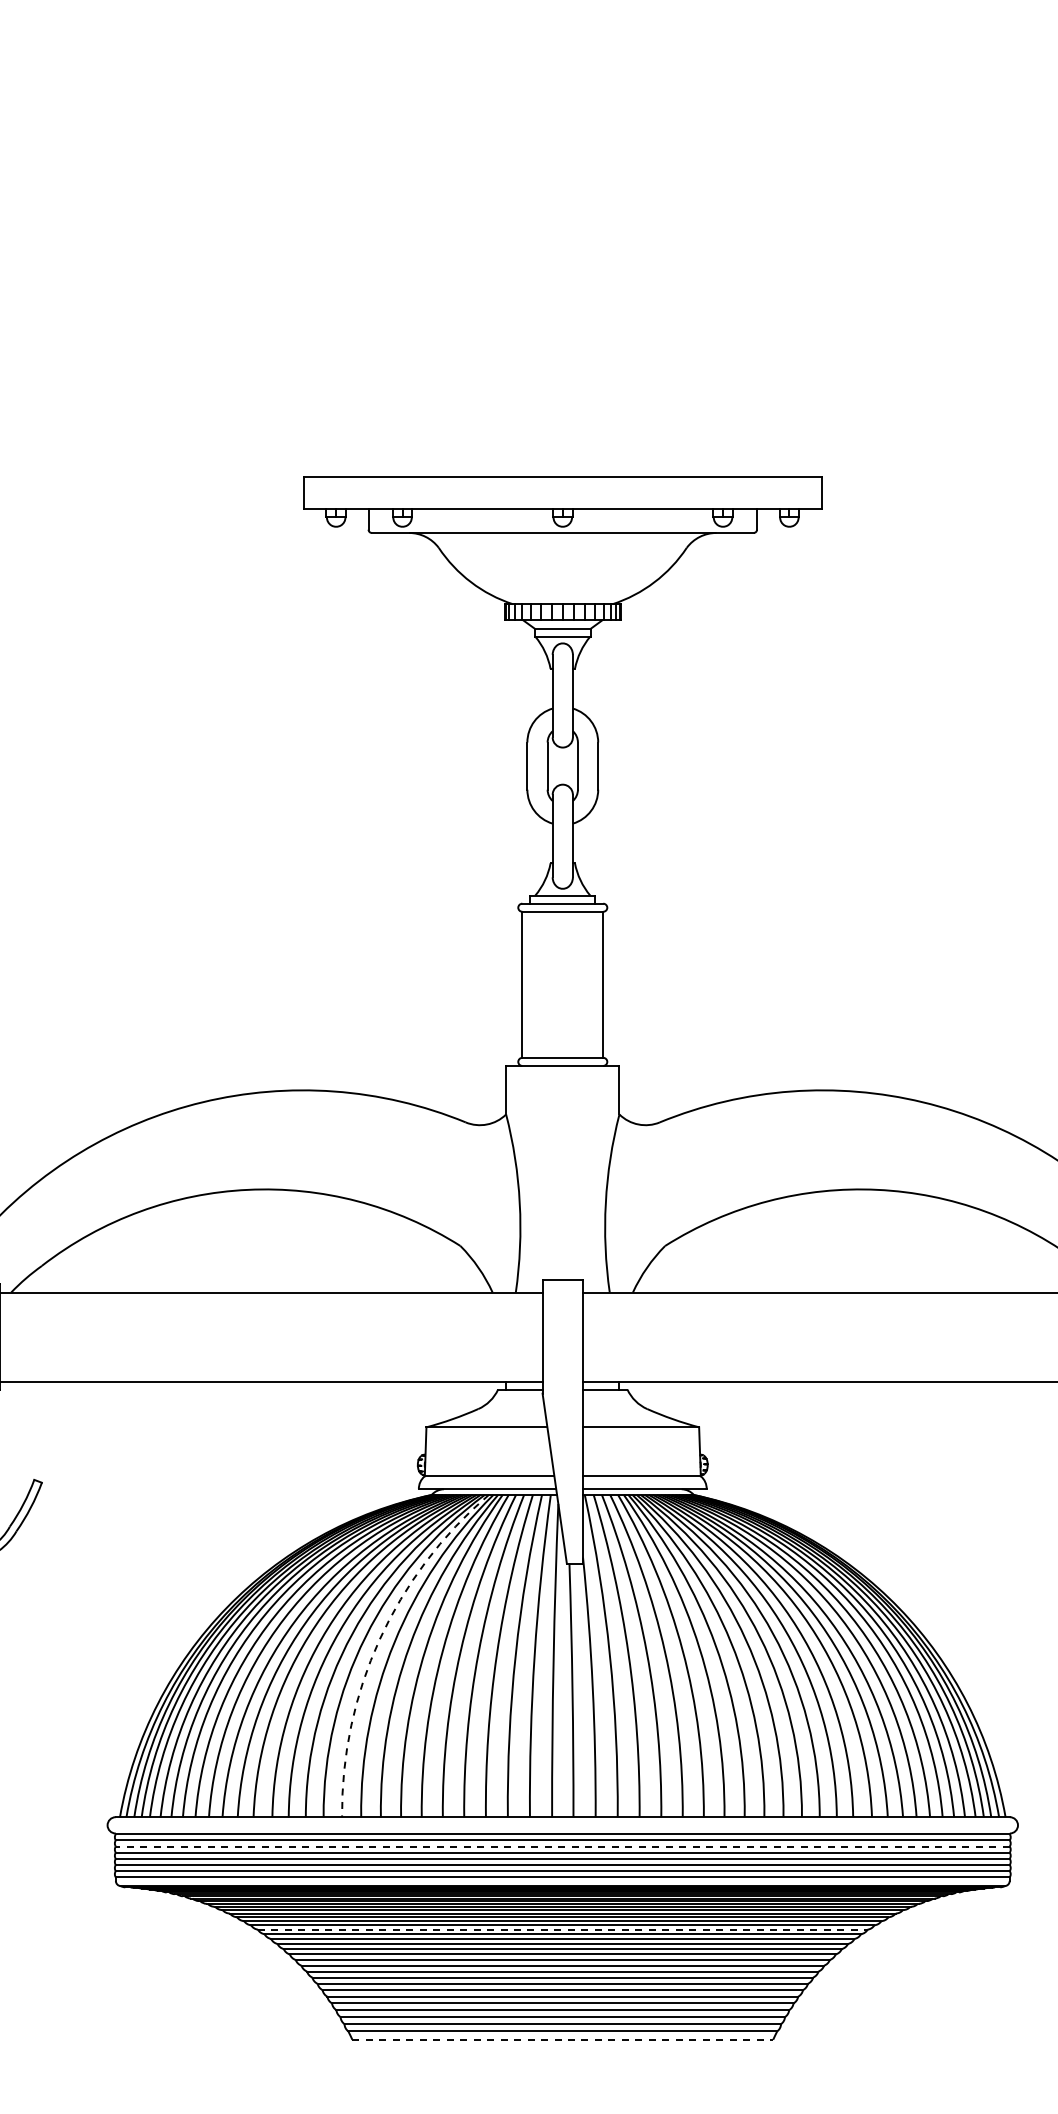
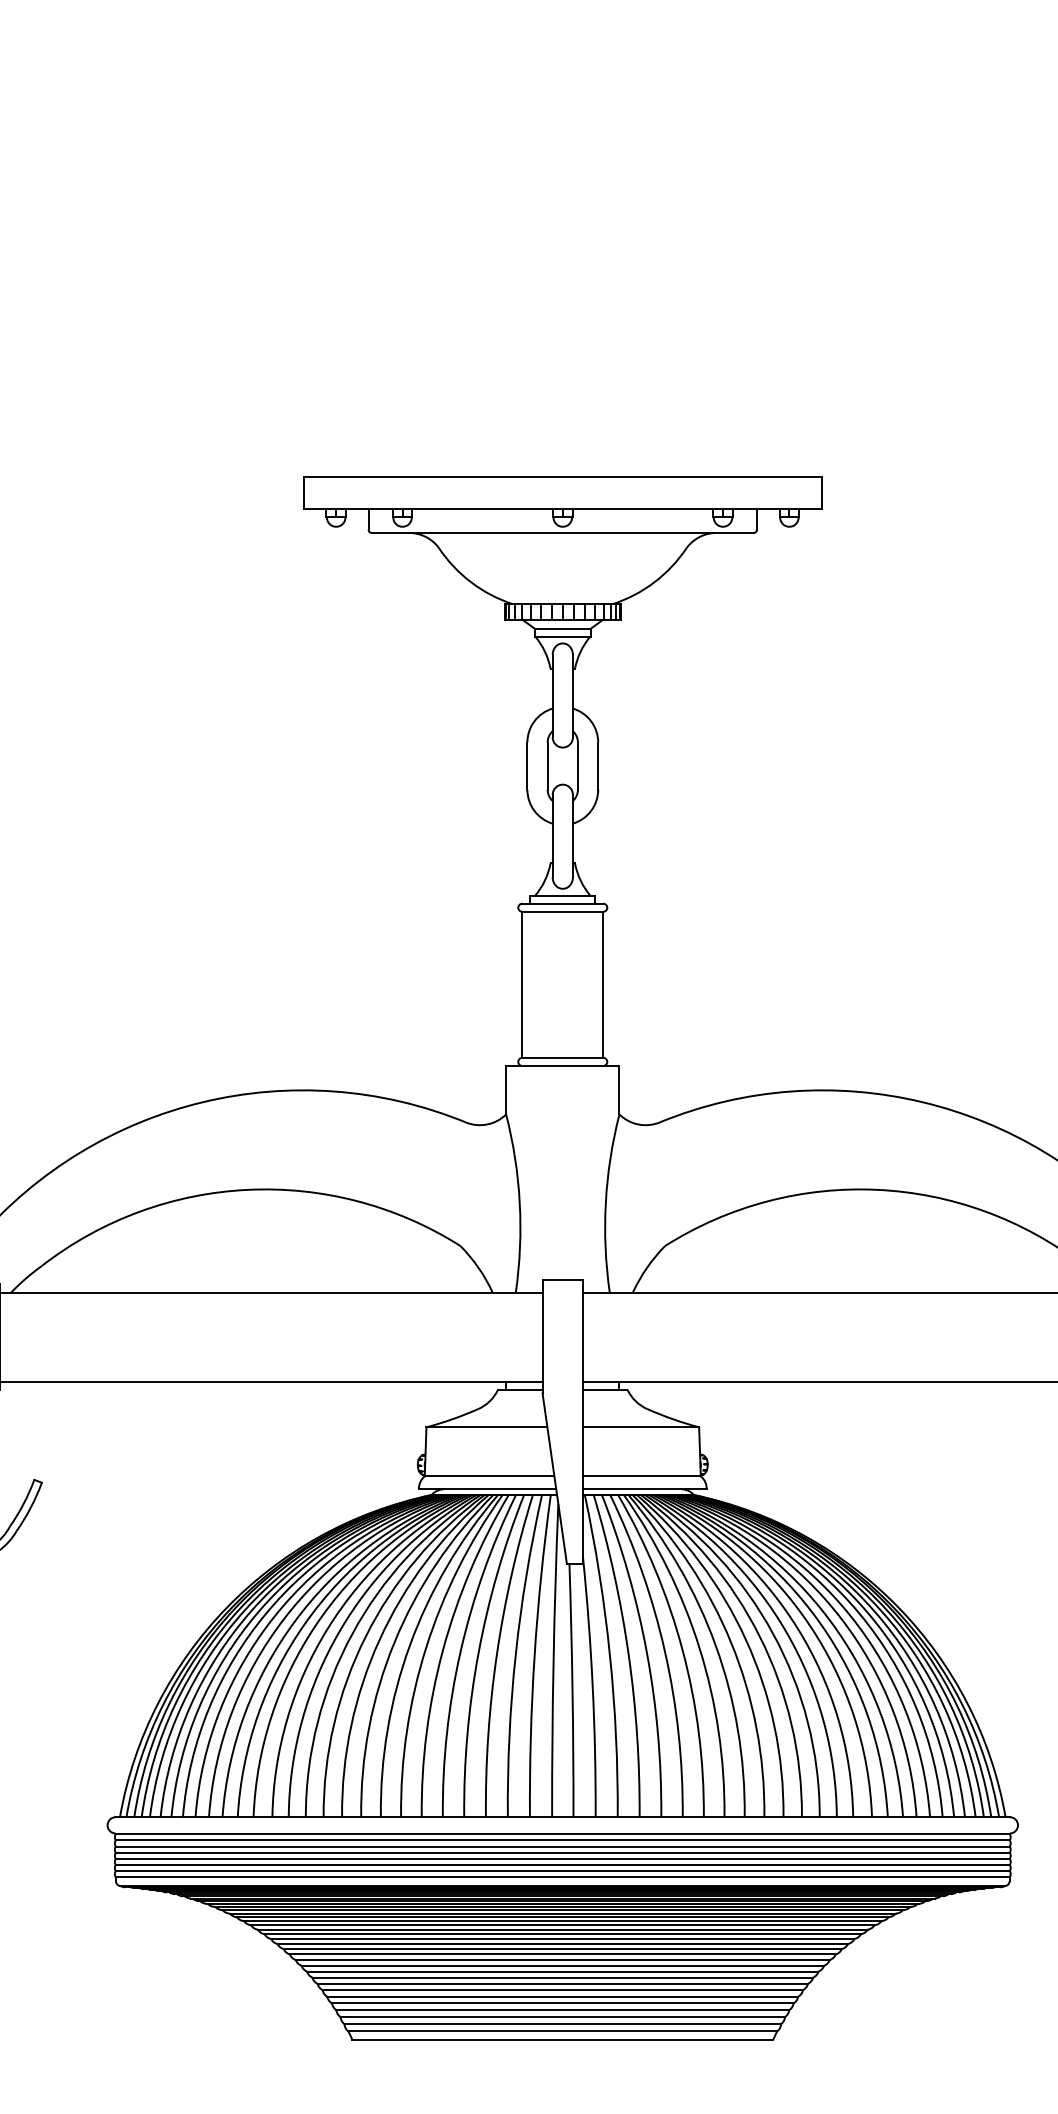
arc: dashed -> solid (379, 1639)
line: dashed -> solid (562, 1846)
line: dashed -> solid (562, 1929)
line: dashed -> solid (563, 2039)
